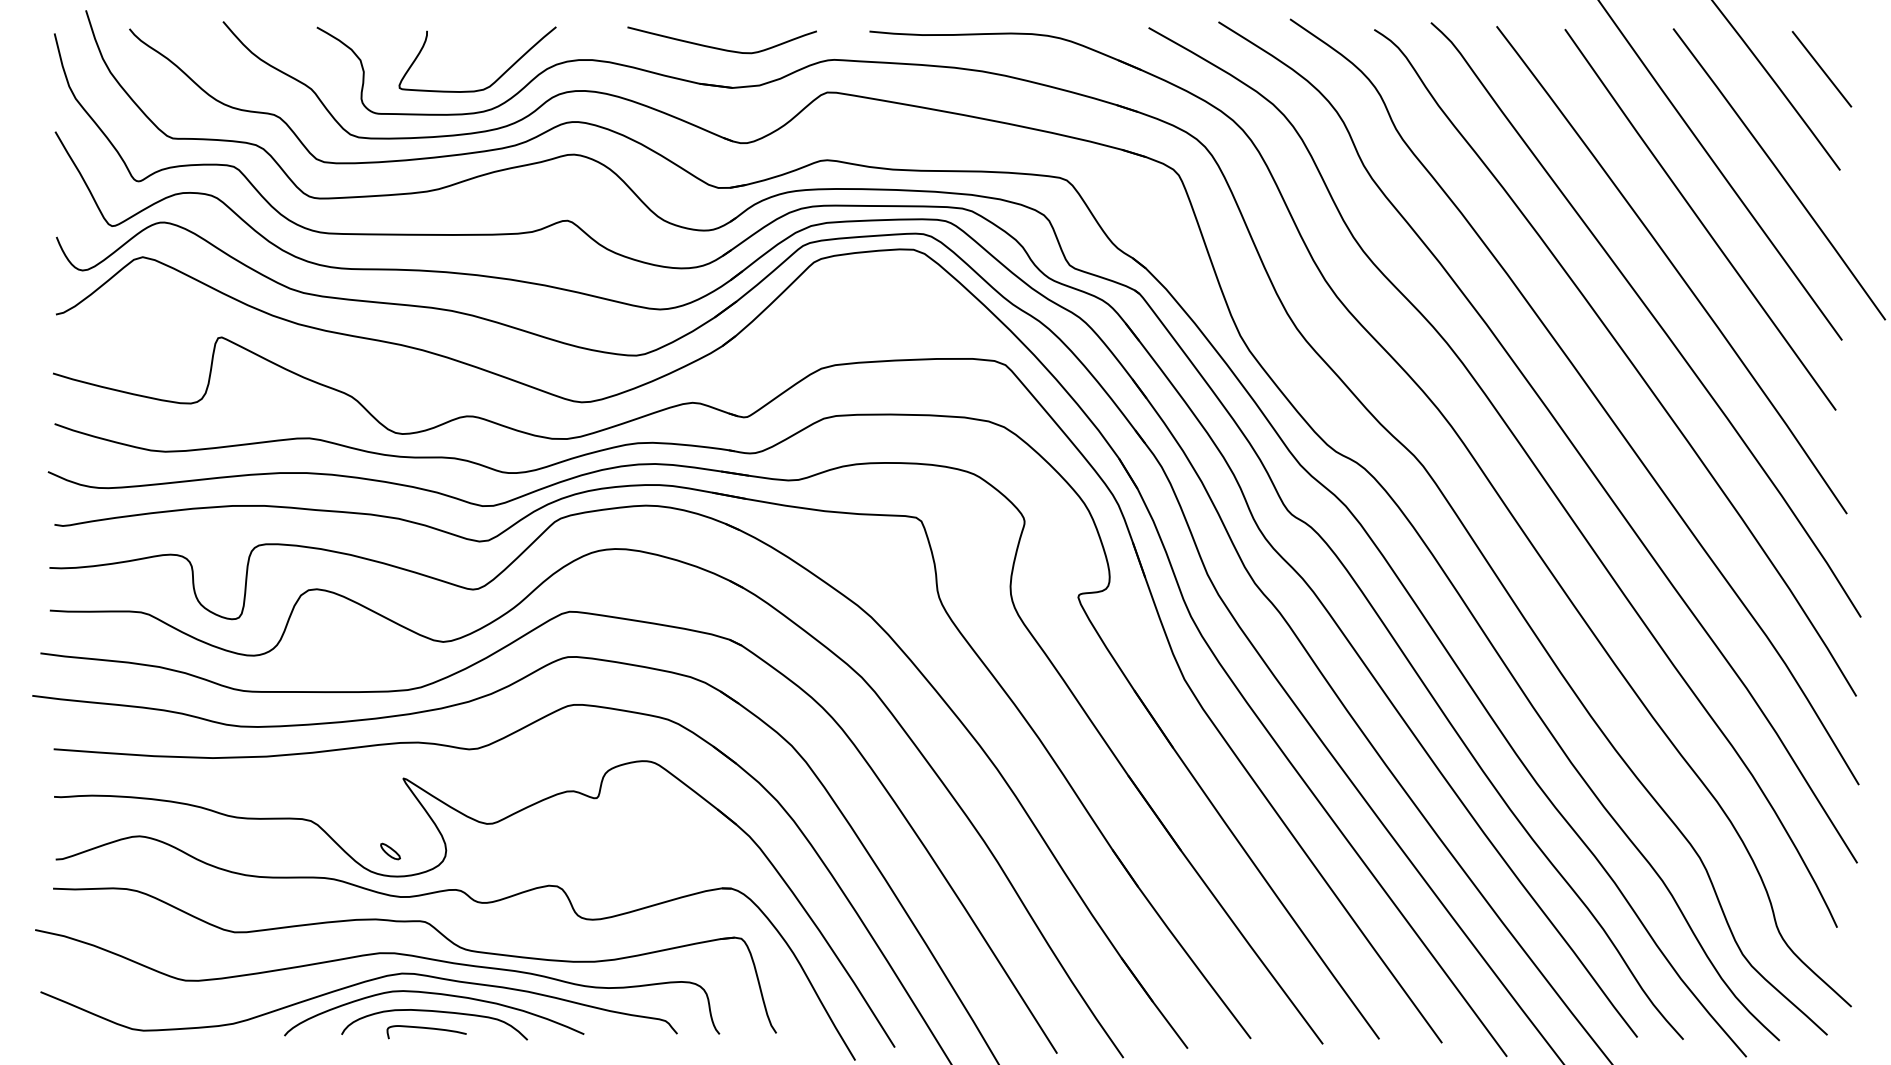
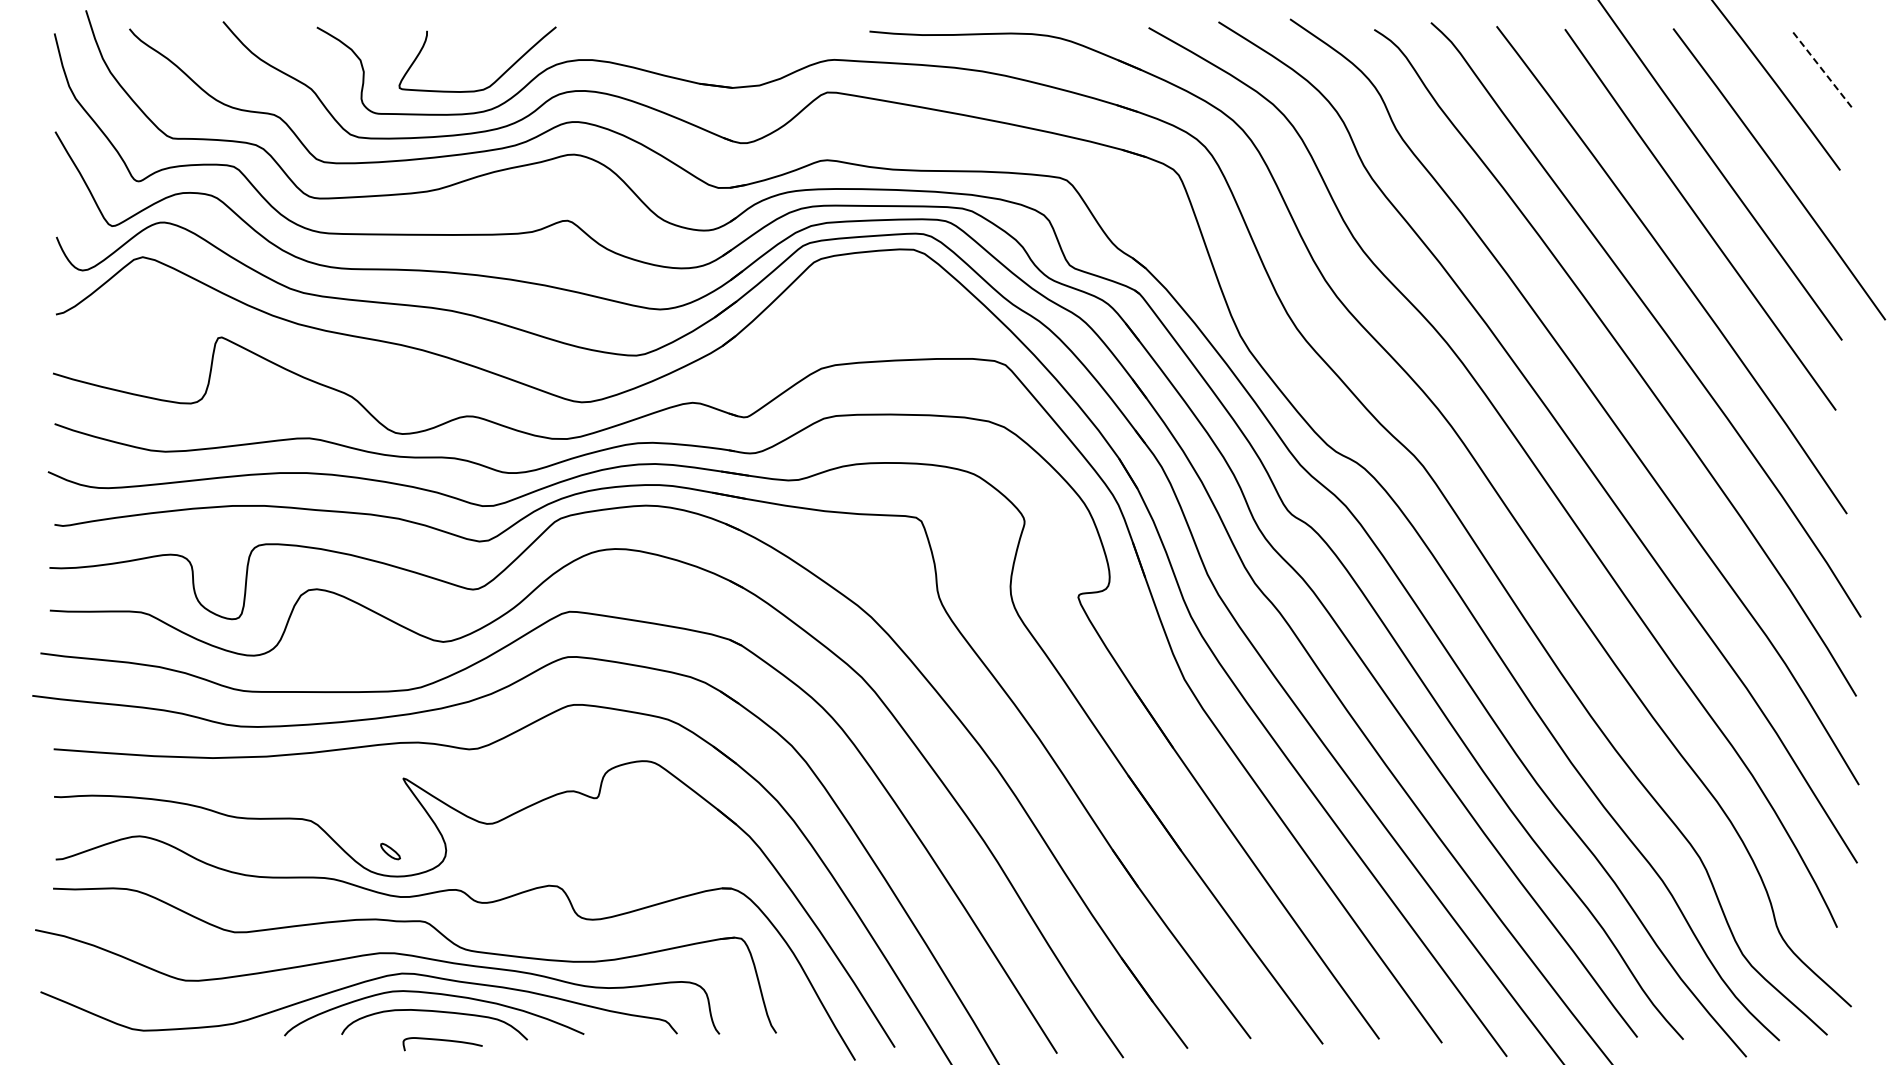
curve: present -> none (718, 47)
line: solid -> dashed (1821, 68)
curve position: (427, 1029) -> (443, 1041) (443, 1041)
